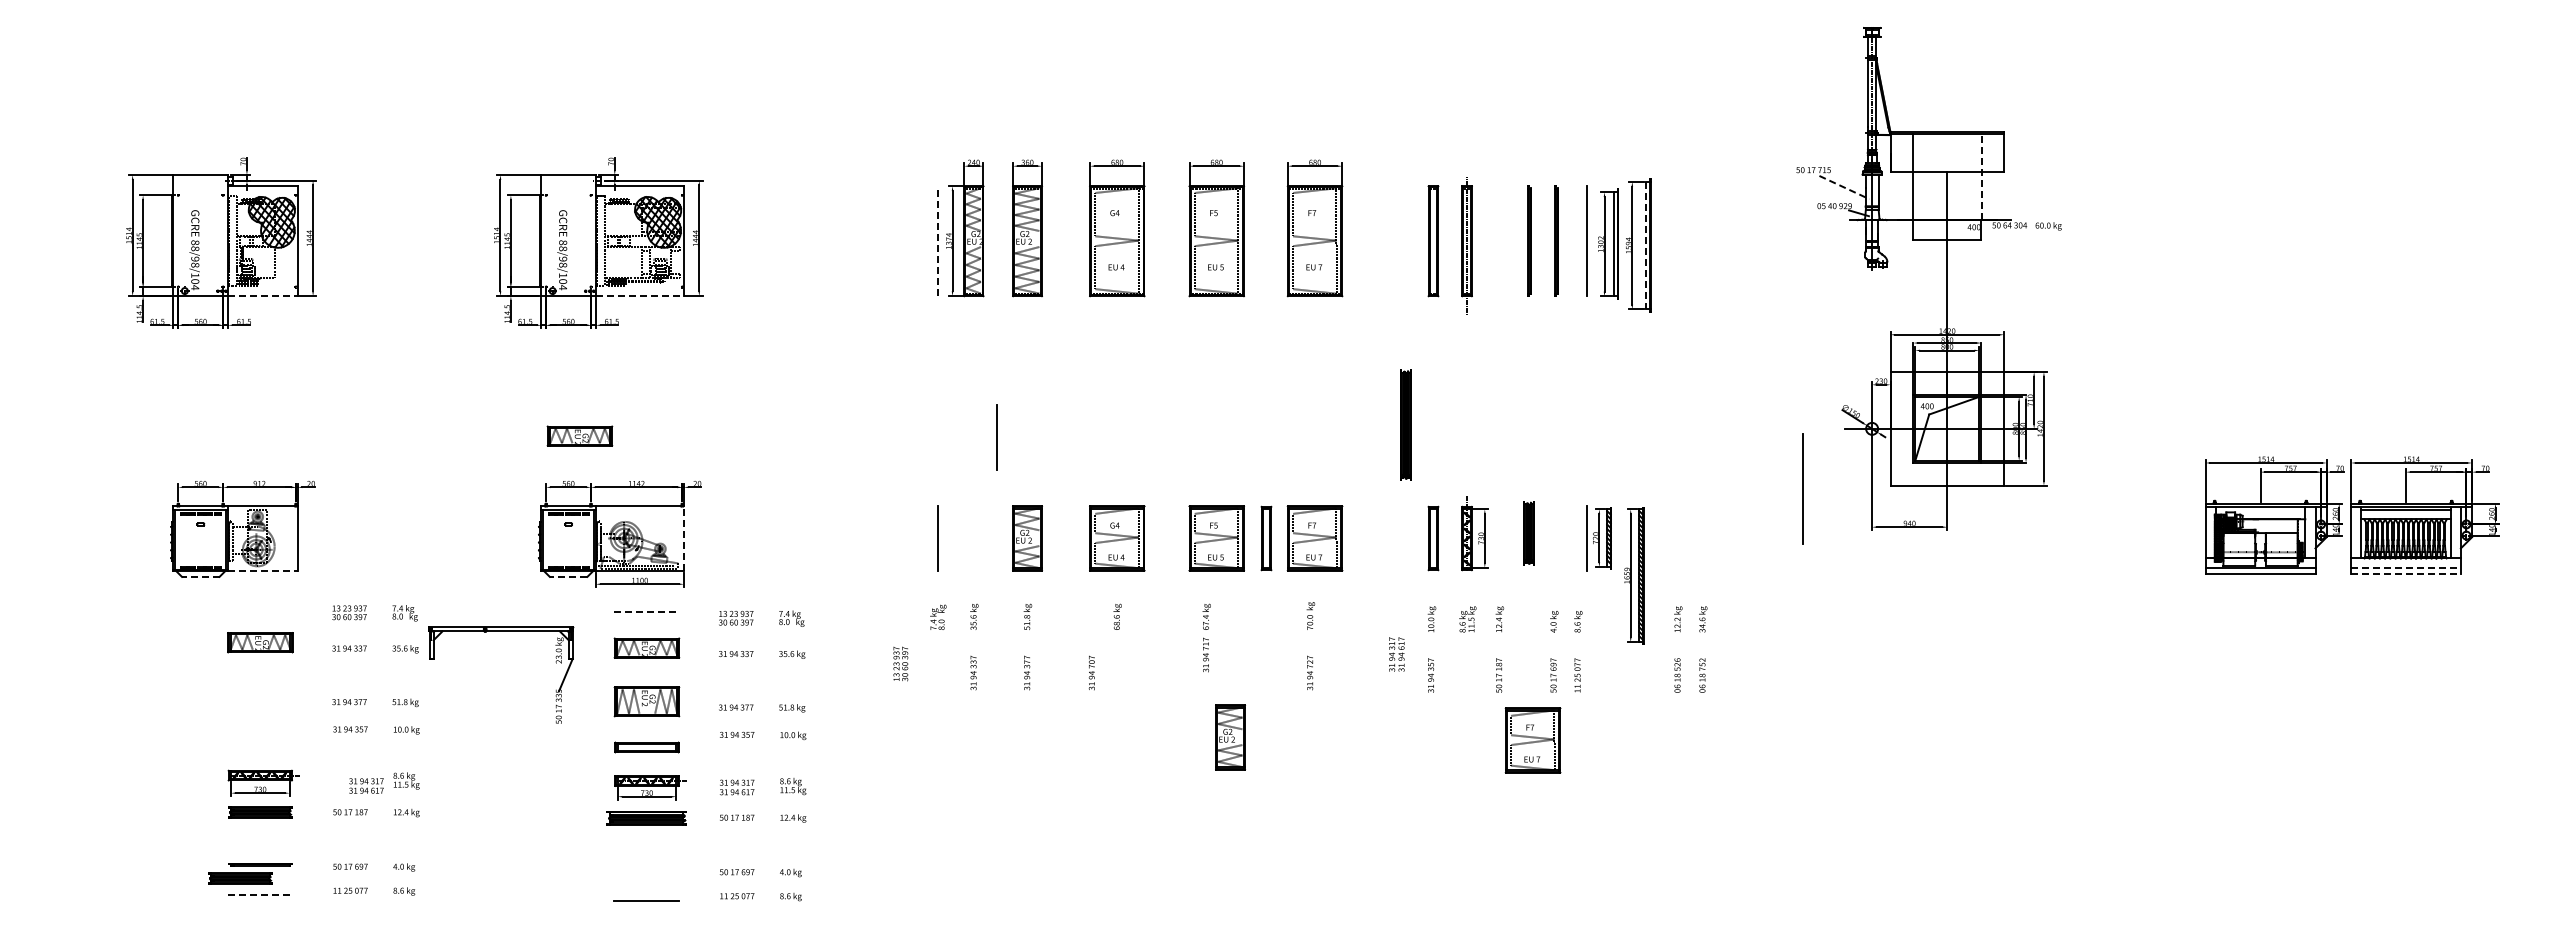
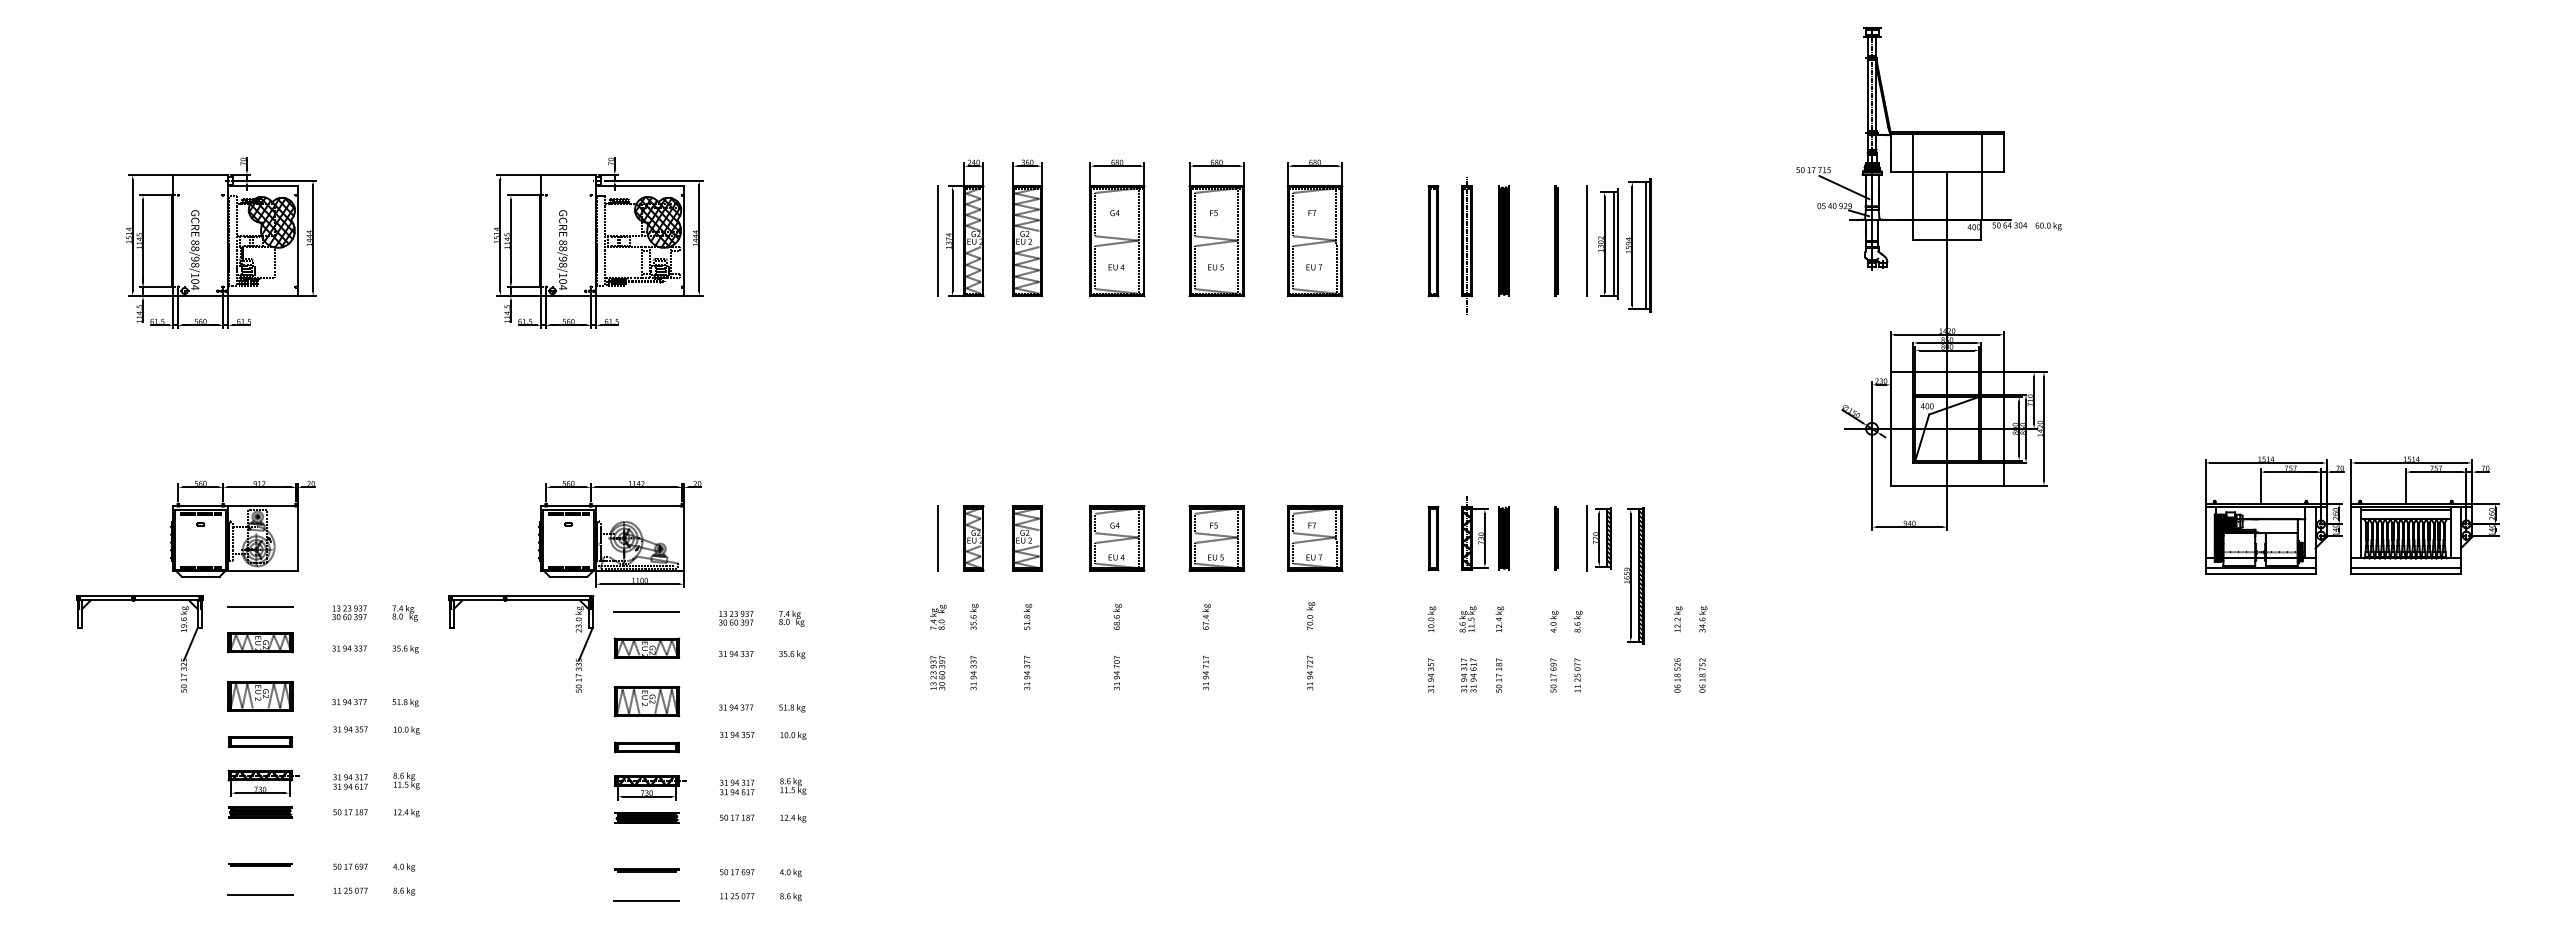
line: dashed -> solid (1981, 177)
line: dashed -> solid (1844, 187)
line: present -> none (1529, 240)
line: dashed -> solid (937, 241)
line: dashed -> solid (1645, 245)
line: dashed -> solid (262, 296)
line: dashed -> solid (639, 296)
part position: (1405, 424) -> (1503, 240) (1503, 240)
part: present -> none (579, 435)
line: present -> none (996, 437)
line: present -> none (1802, 488)
part position: (1528, 533) -> (1503, 538) (1503, 538)
line: dashed -> solid (683, 538)
part: none -> present (973, 538)
part: present -> none (1266, 538)
line: none -> present (1556, 538)
line: dashed -> solid (2405, 568)
line: dashed -> solid (262, 571)
line: dashed -> solid (2405, 574)
line: dashed -> solid (200, 576)
line: dashed -> solid (568, 576)
part: none -> present (134, 601)
line: none -> present (259, 606)
line: dashed -> solid (647, 612)
part position: (501, 631) -> (521, 600) (521, 600)
text position: (1205, 654) -> (1205, 672) (1205, 672)
text position: (1396, 654) -> (1468, 675) (1468, 675)
text position: (900, 663) -> (937, 672) (937, 672)
text position: (1091, 672) -> (1116, 672) (1116, 672)
part: none -> present (260, 696)
part: present -> none (1230, 737)
part: present -> none (1532, 740)
part: none -> present (259, 741)
text position: (366, 785) -> (350, 781) (350, 781)
part size: 81x15 px -> 66x12 px (646, 817)
line: none -> present (646, 870)
part: present -> none (240, 878)
line: dashed -> solid (260, 895)
